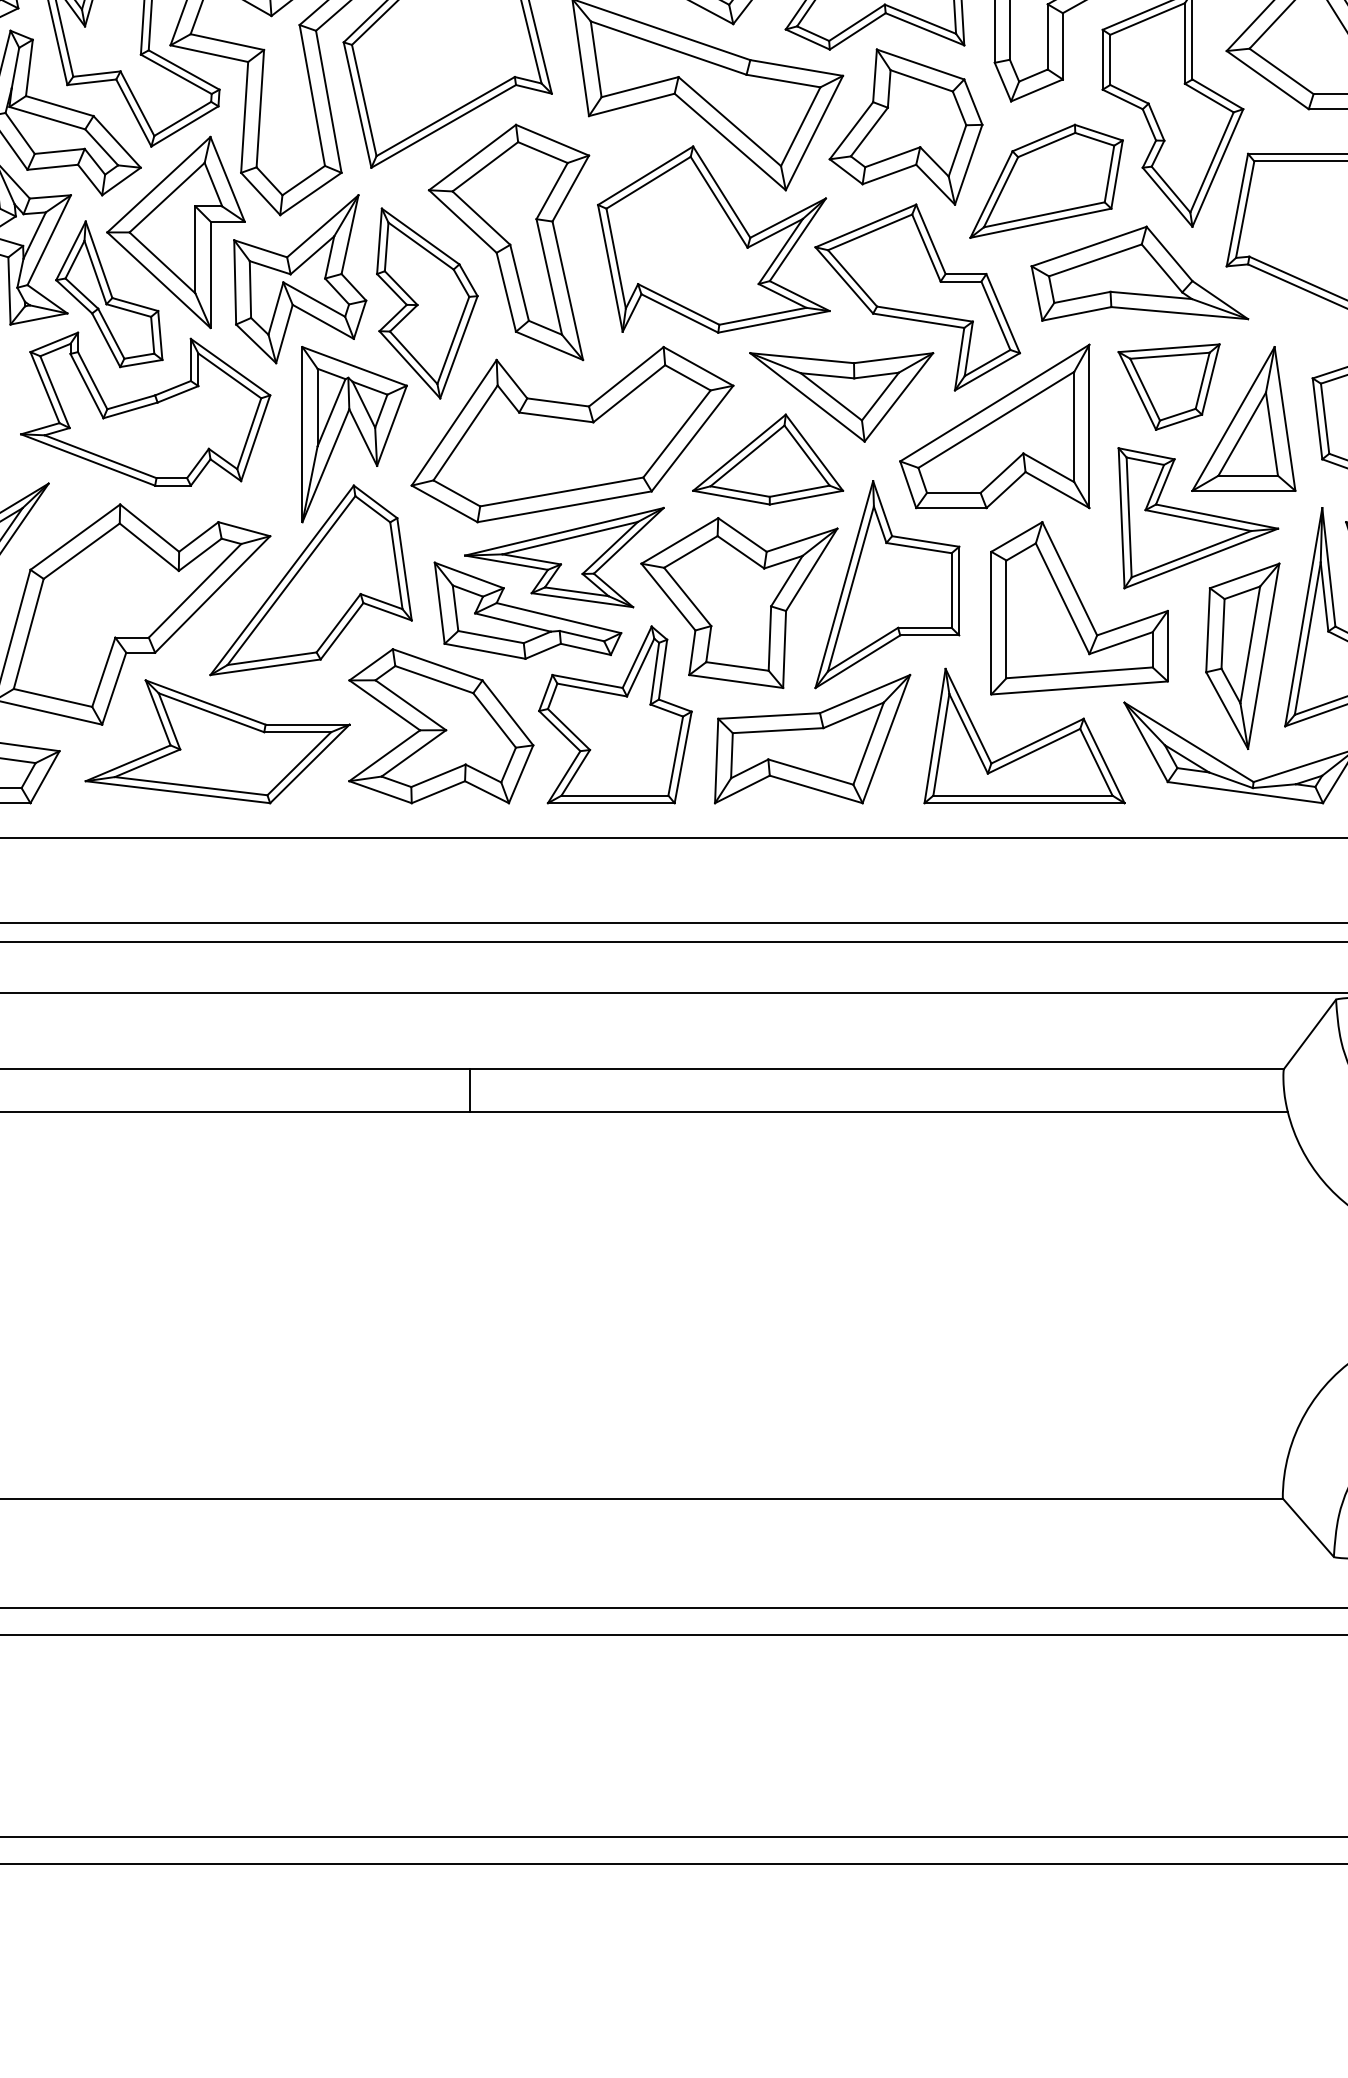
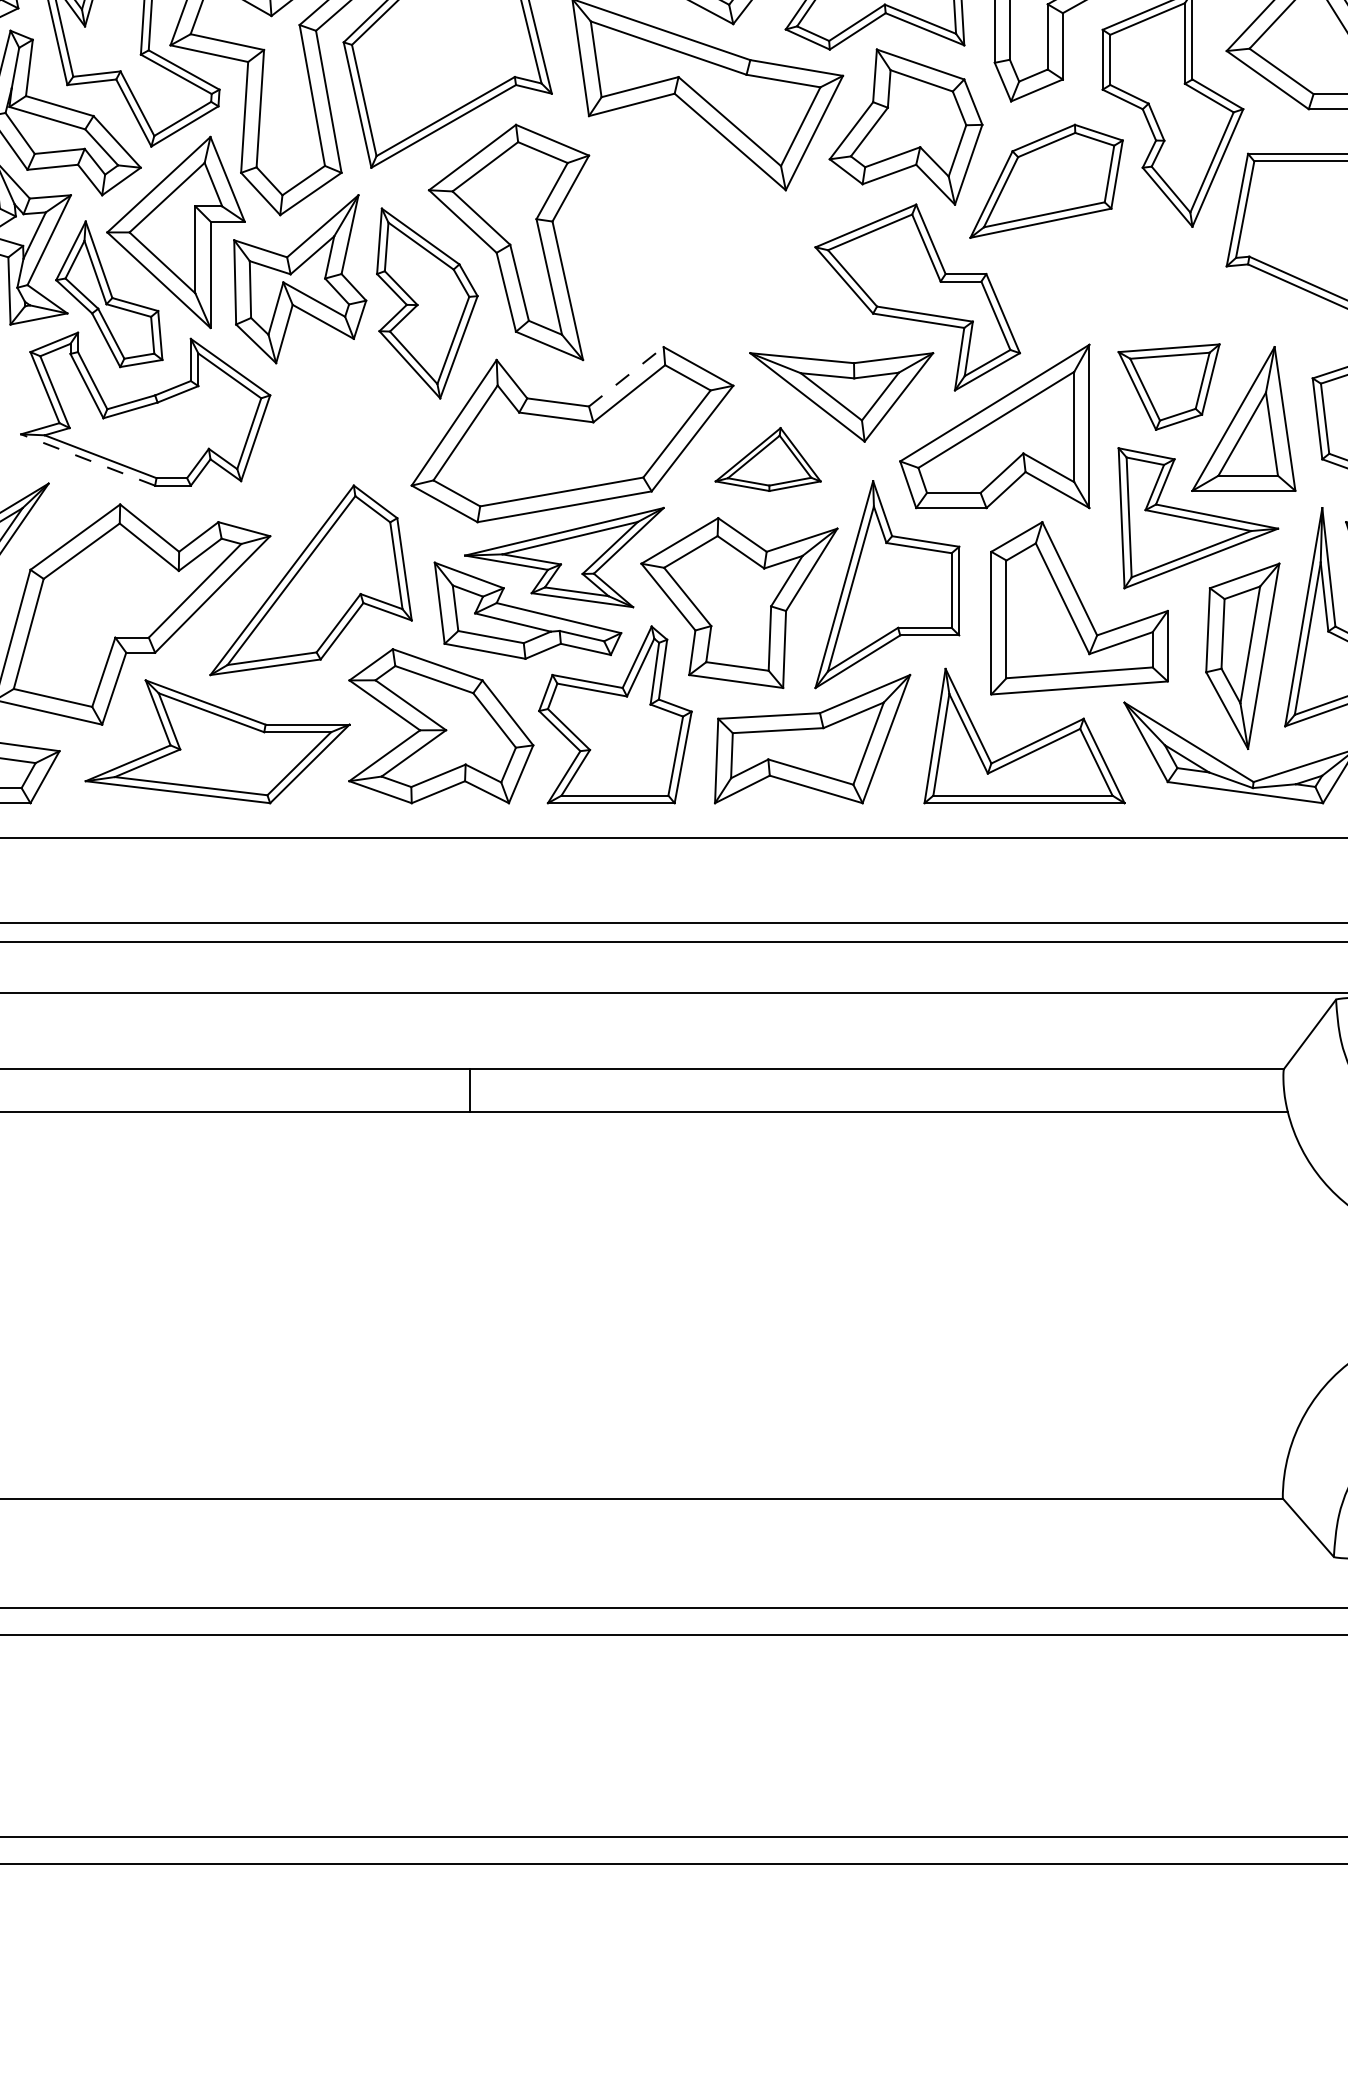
part: present -> none (713, 239)
part: present -> none (1139, 273)
line: solid -> dashed (626, 376)
part: present -> none (354, 434)
part size: 153x93 px -> 108x65 px (767, 459)
line: solid -> dashed (88, 460)
